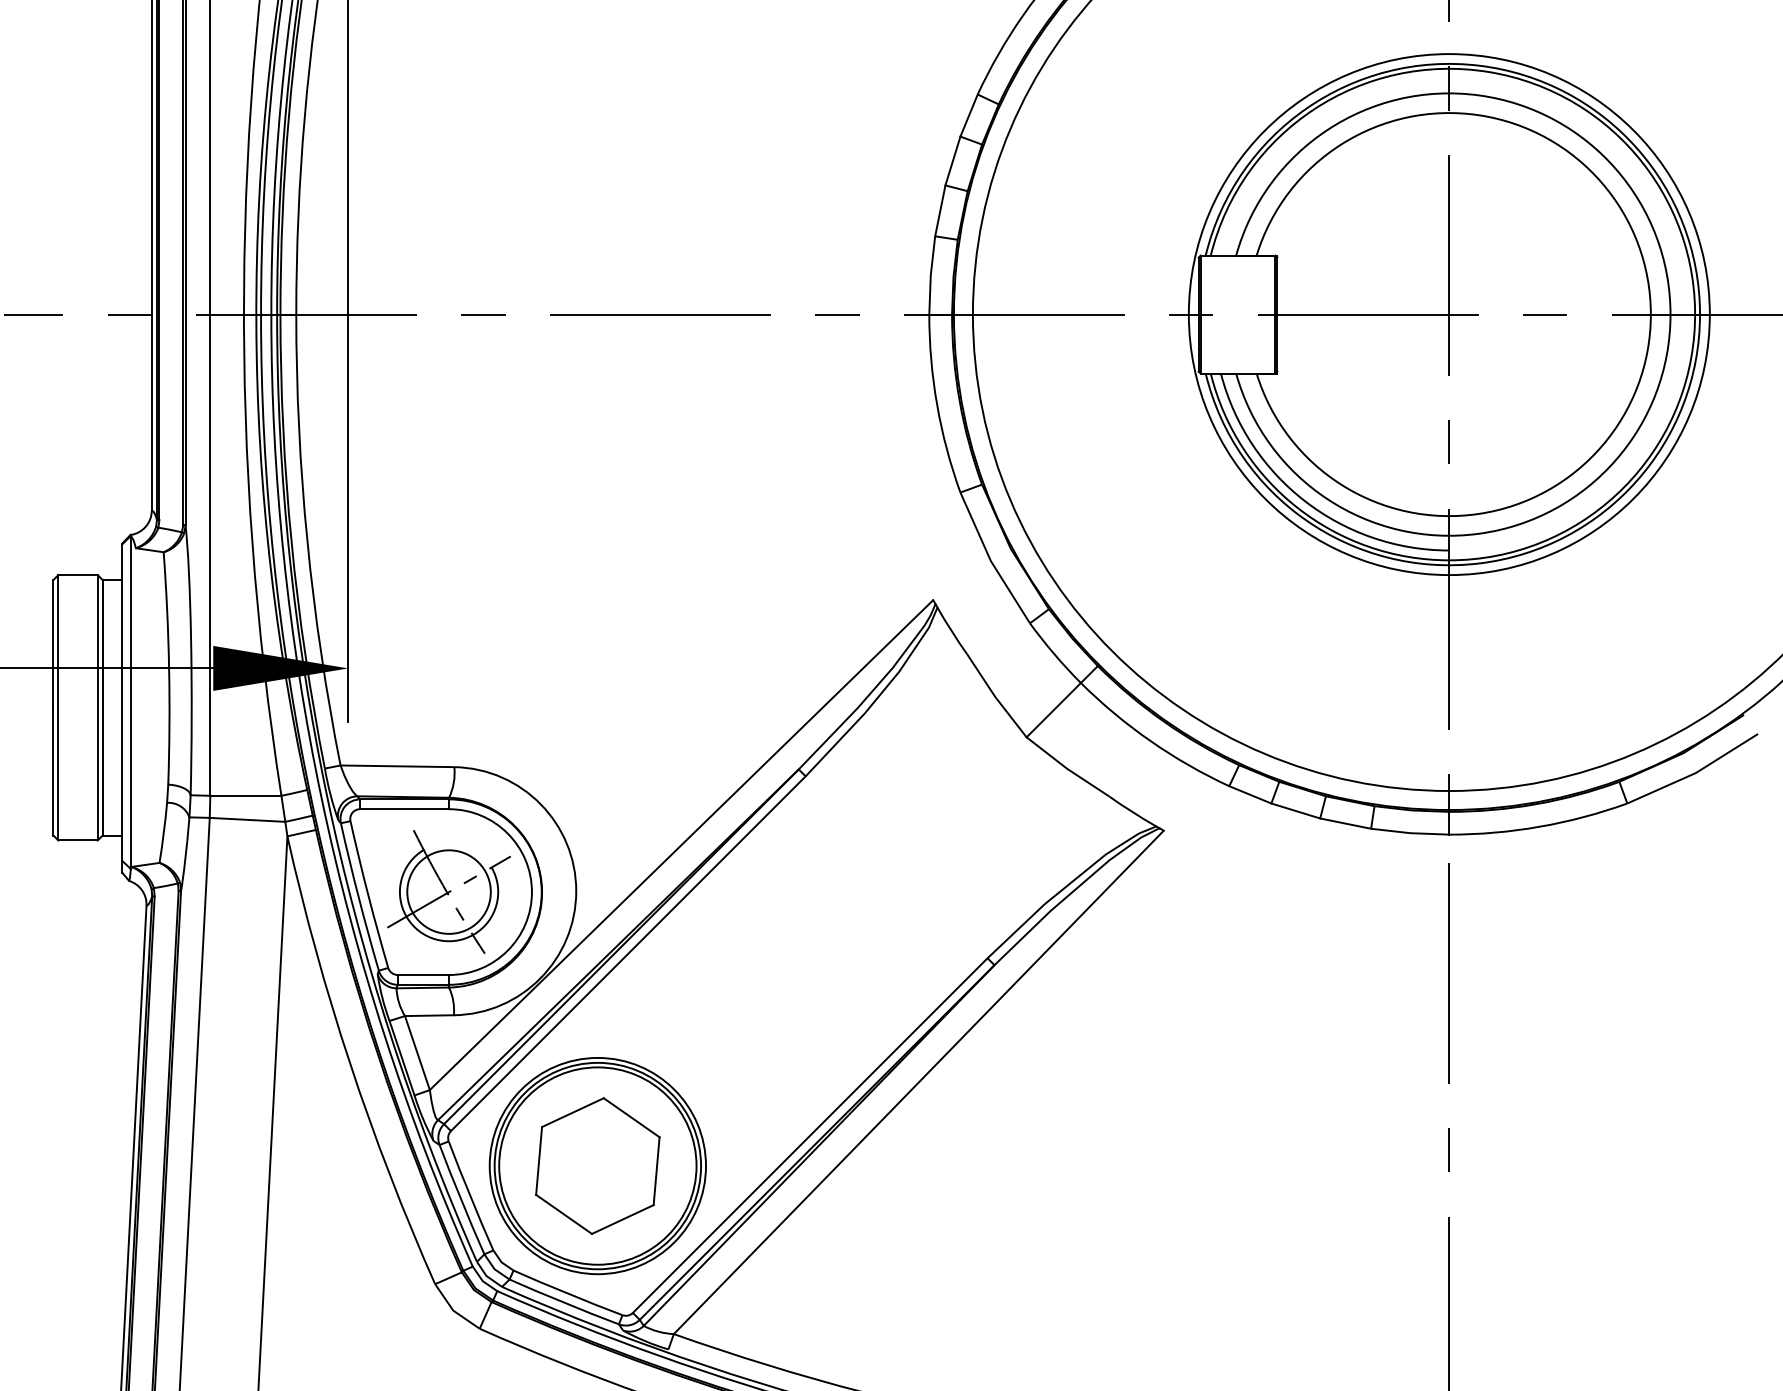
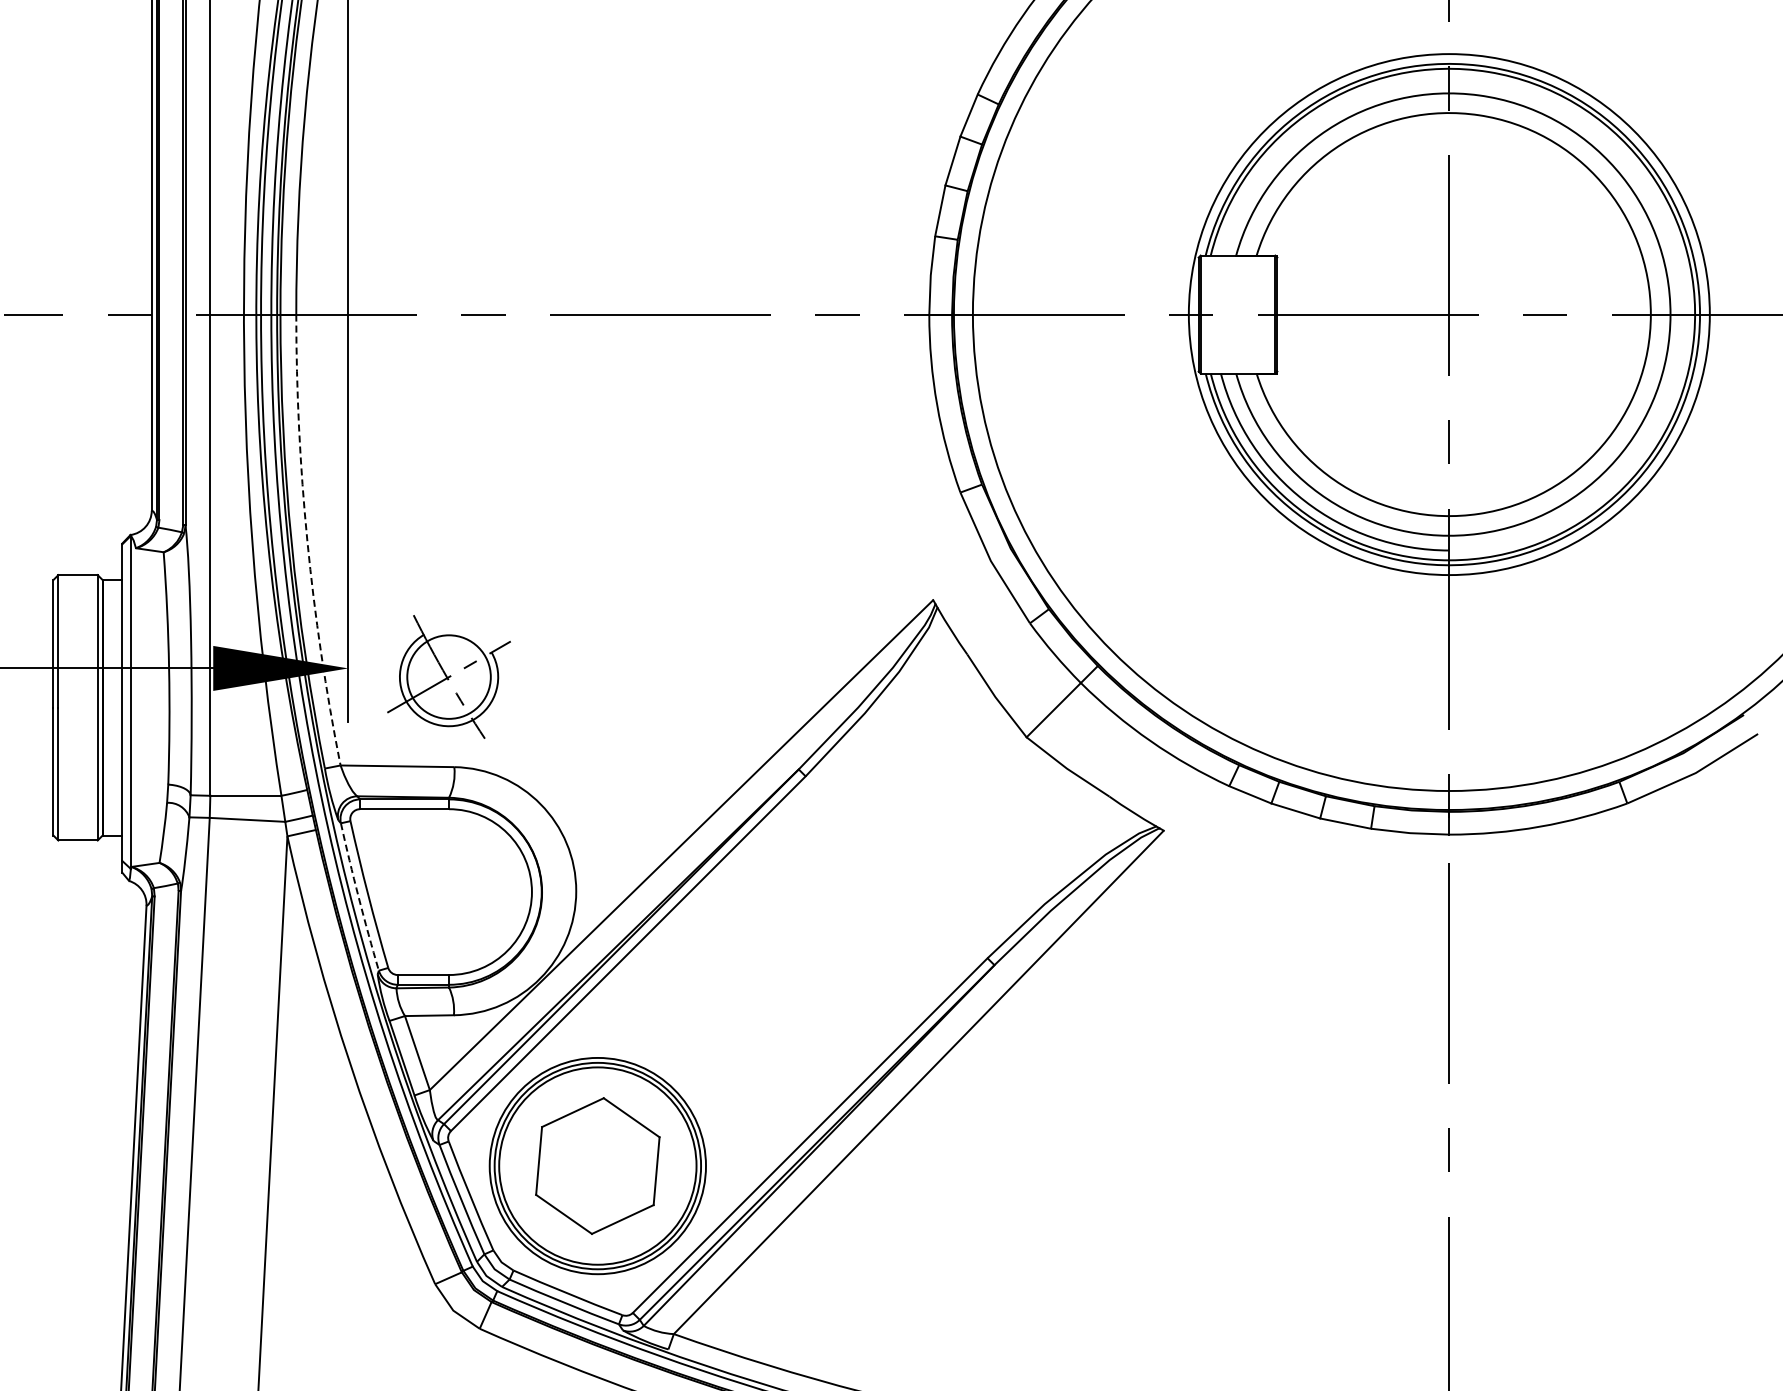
arc: solid -> dashed (307, 541)
part position: (448, 891) -> (448, 676) (448, 676)
arc: solid -> dashed (358, 897)
